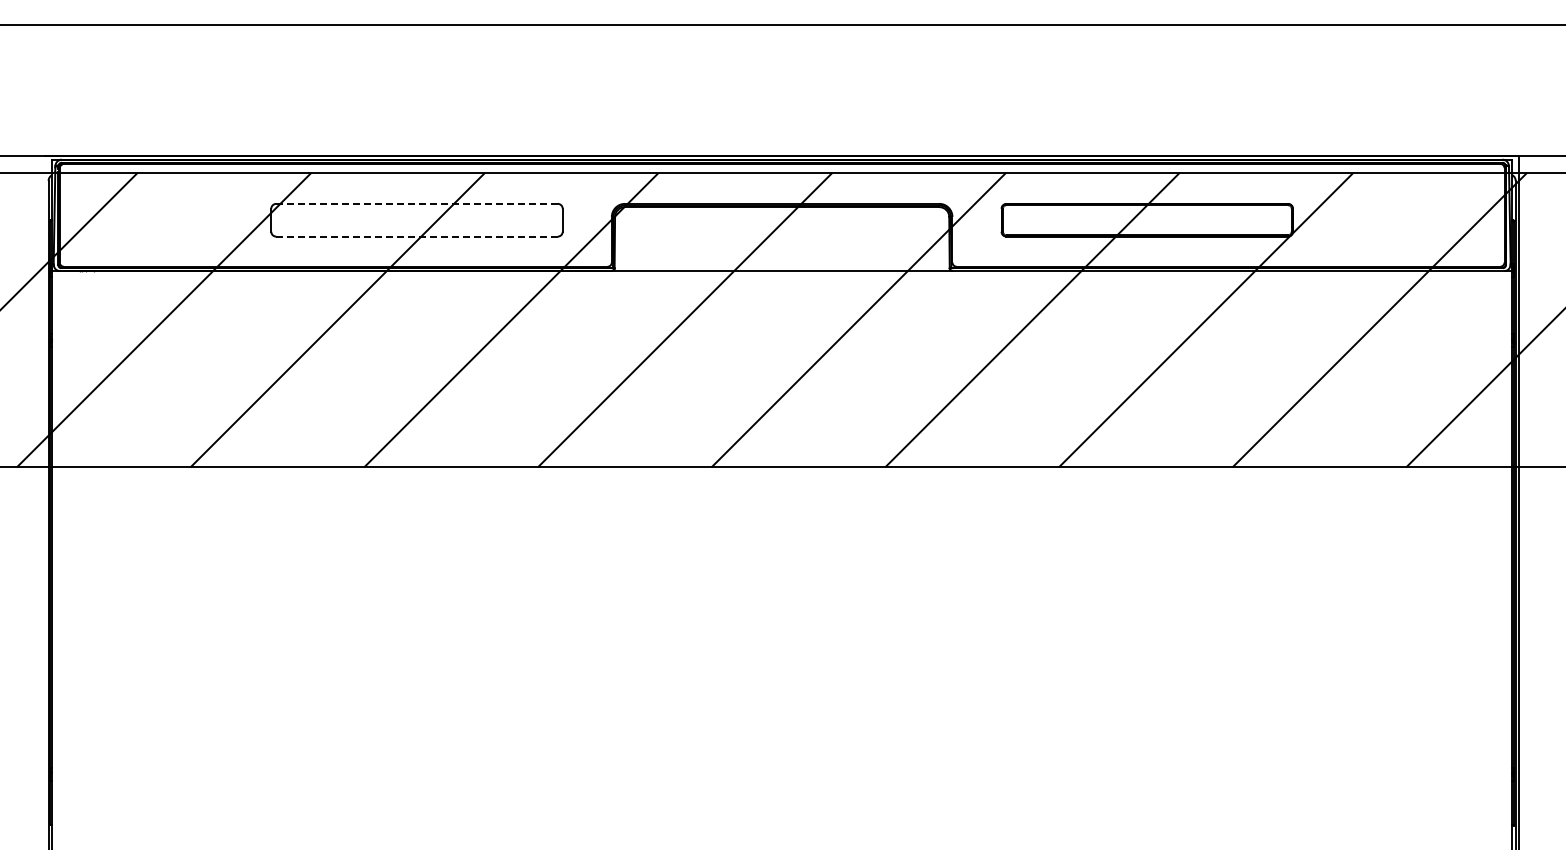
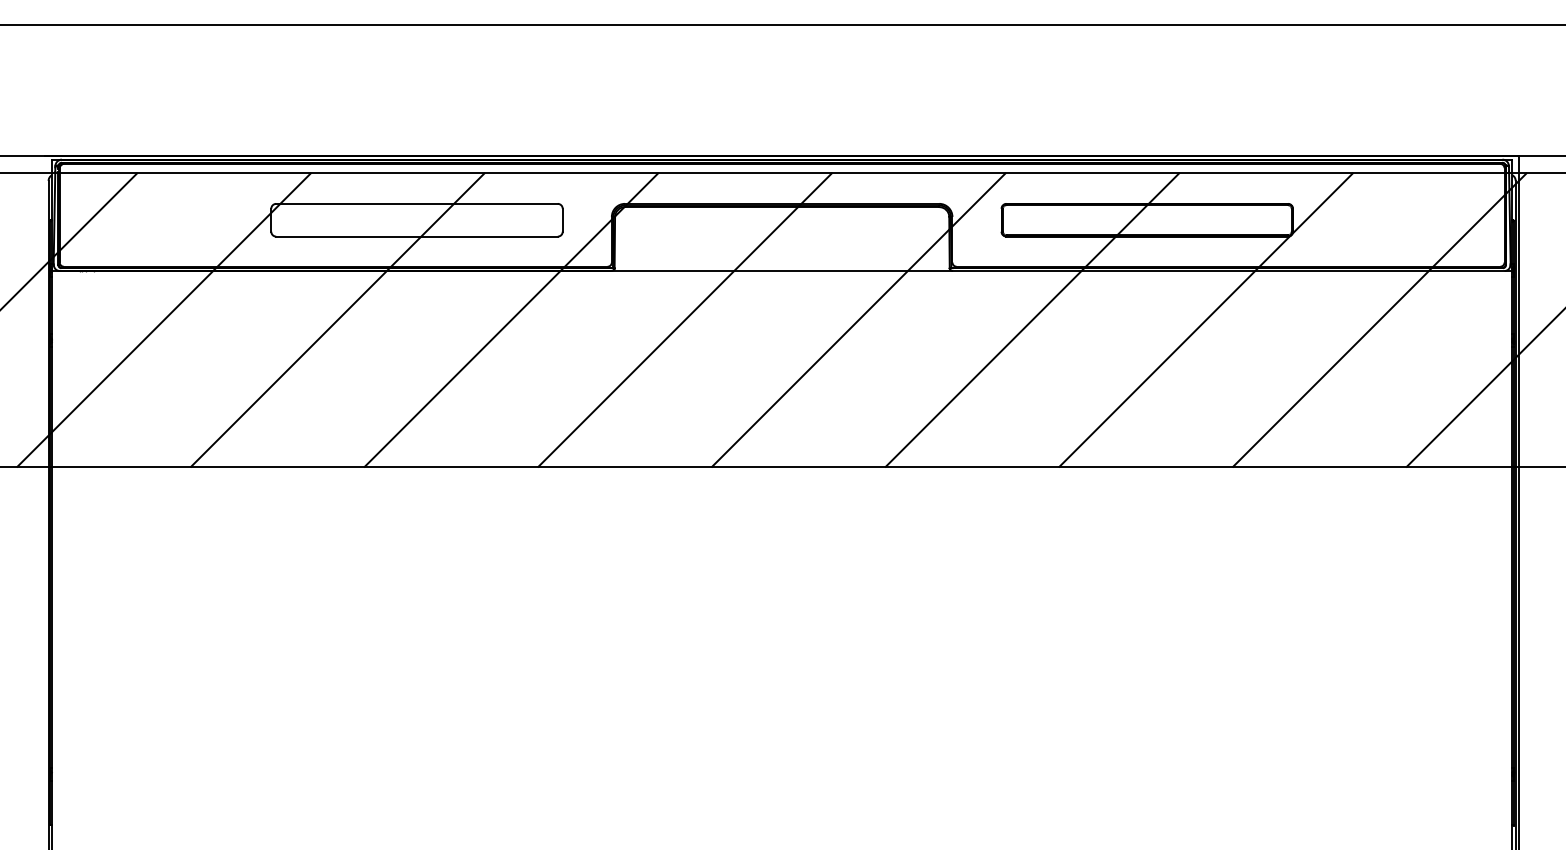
line: dashed -> solid (417, 203)
line: dashed -> solid (417, 236)
